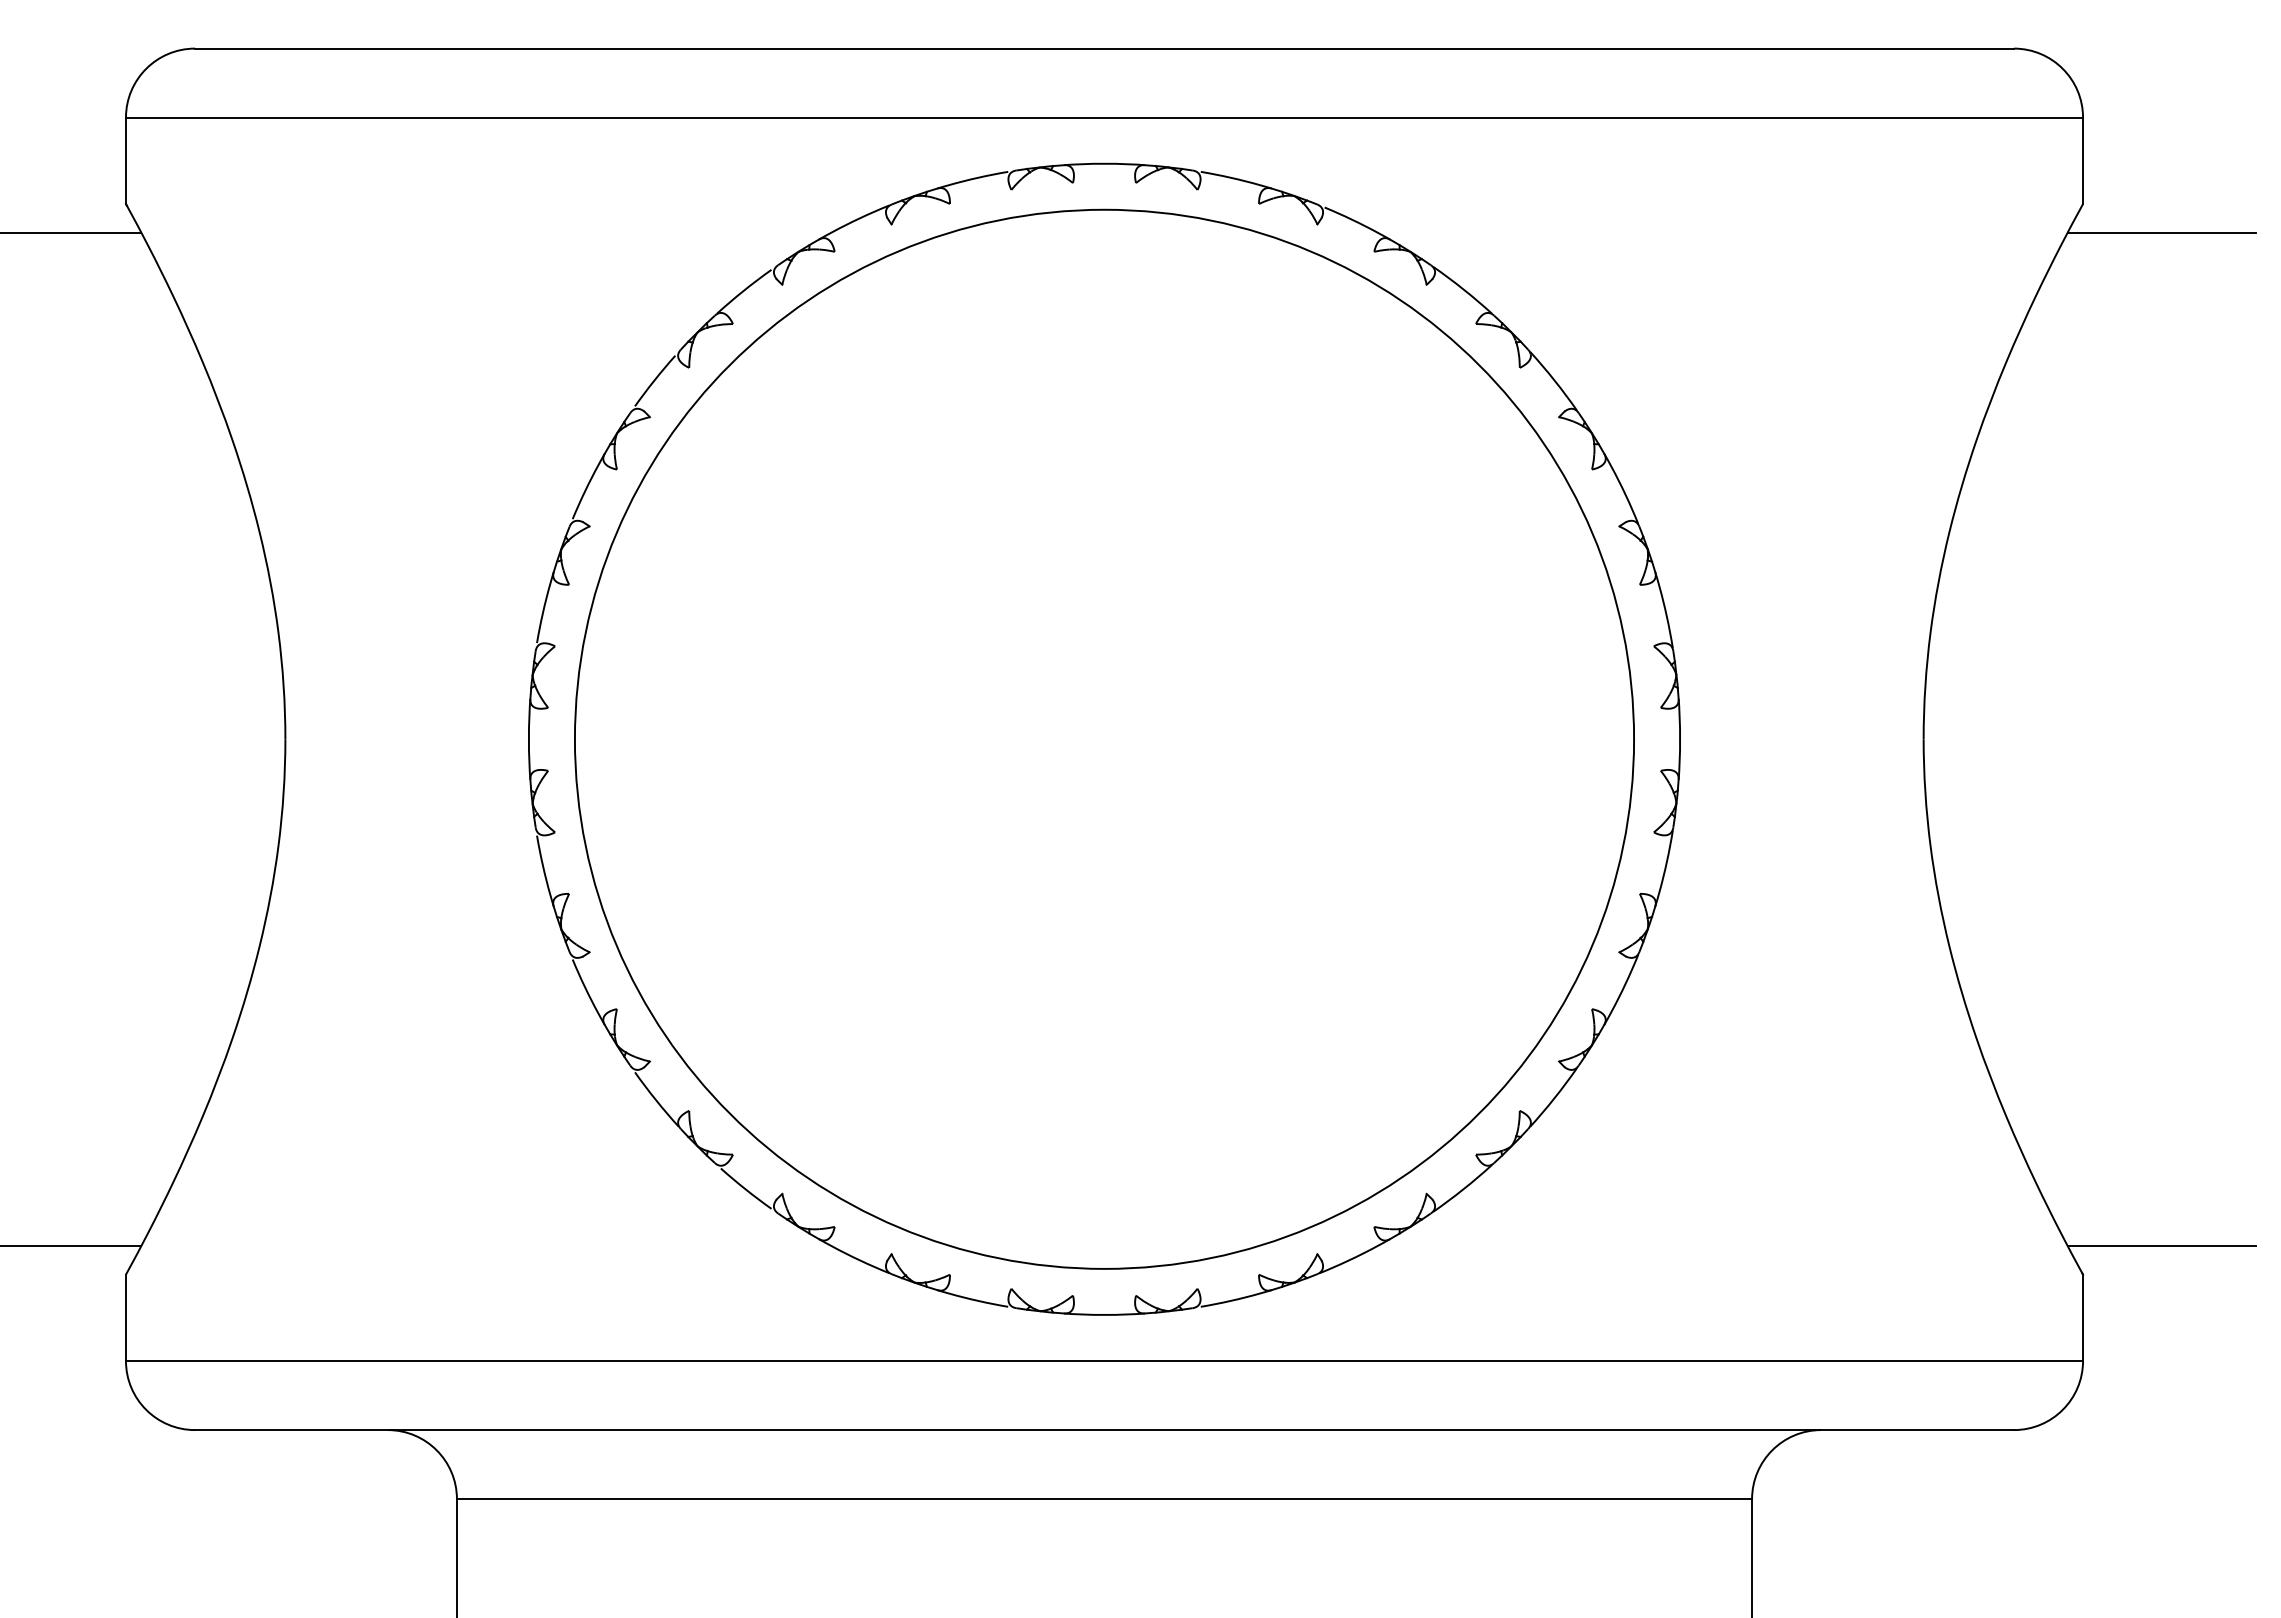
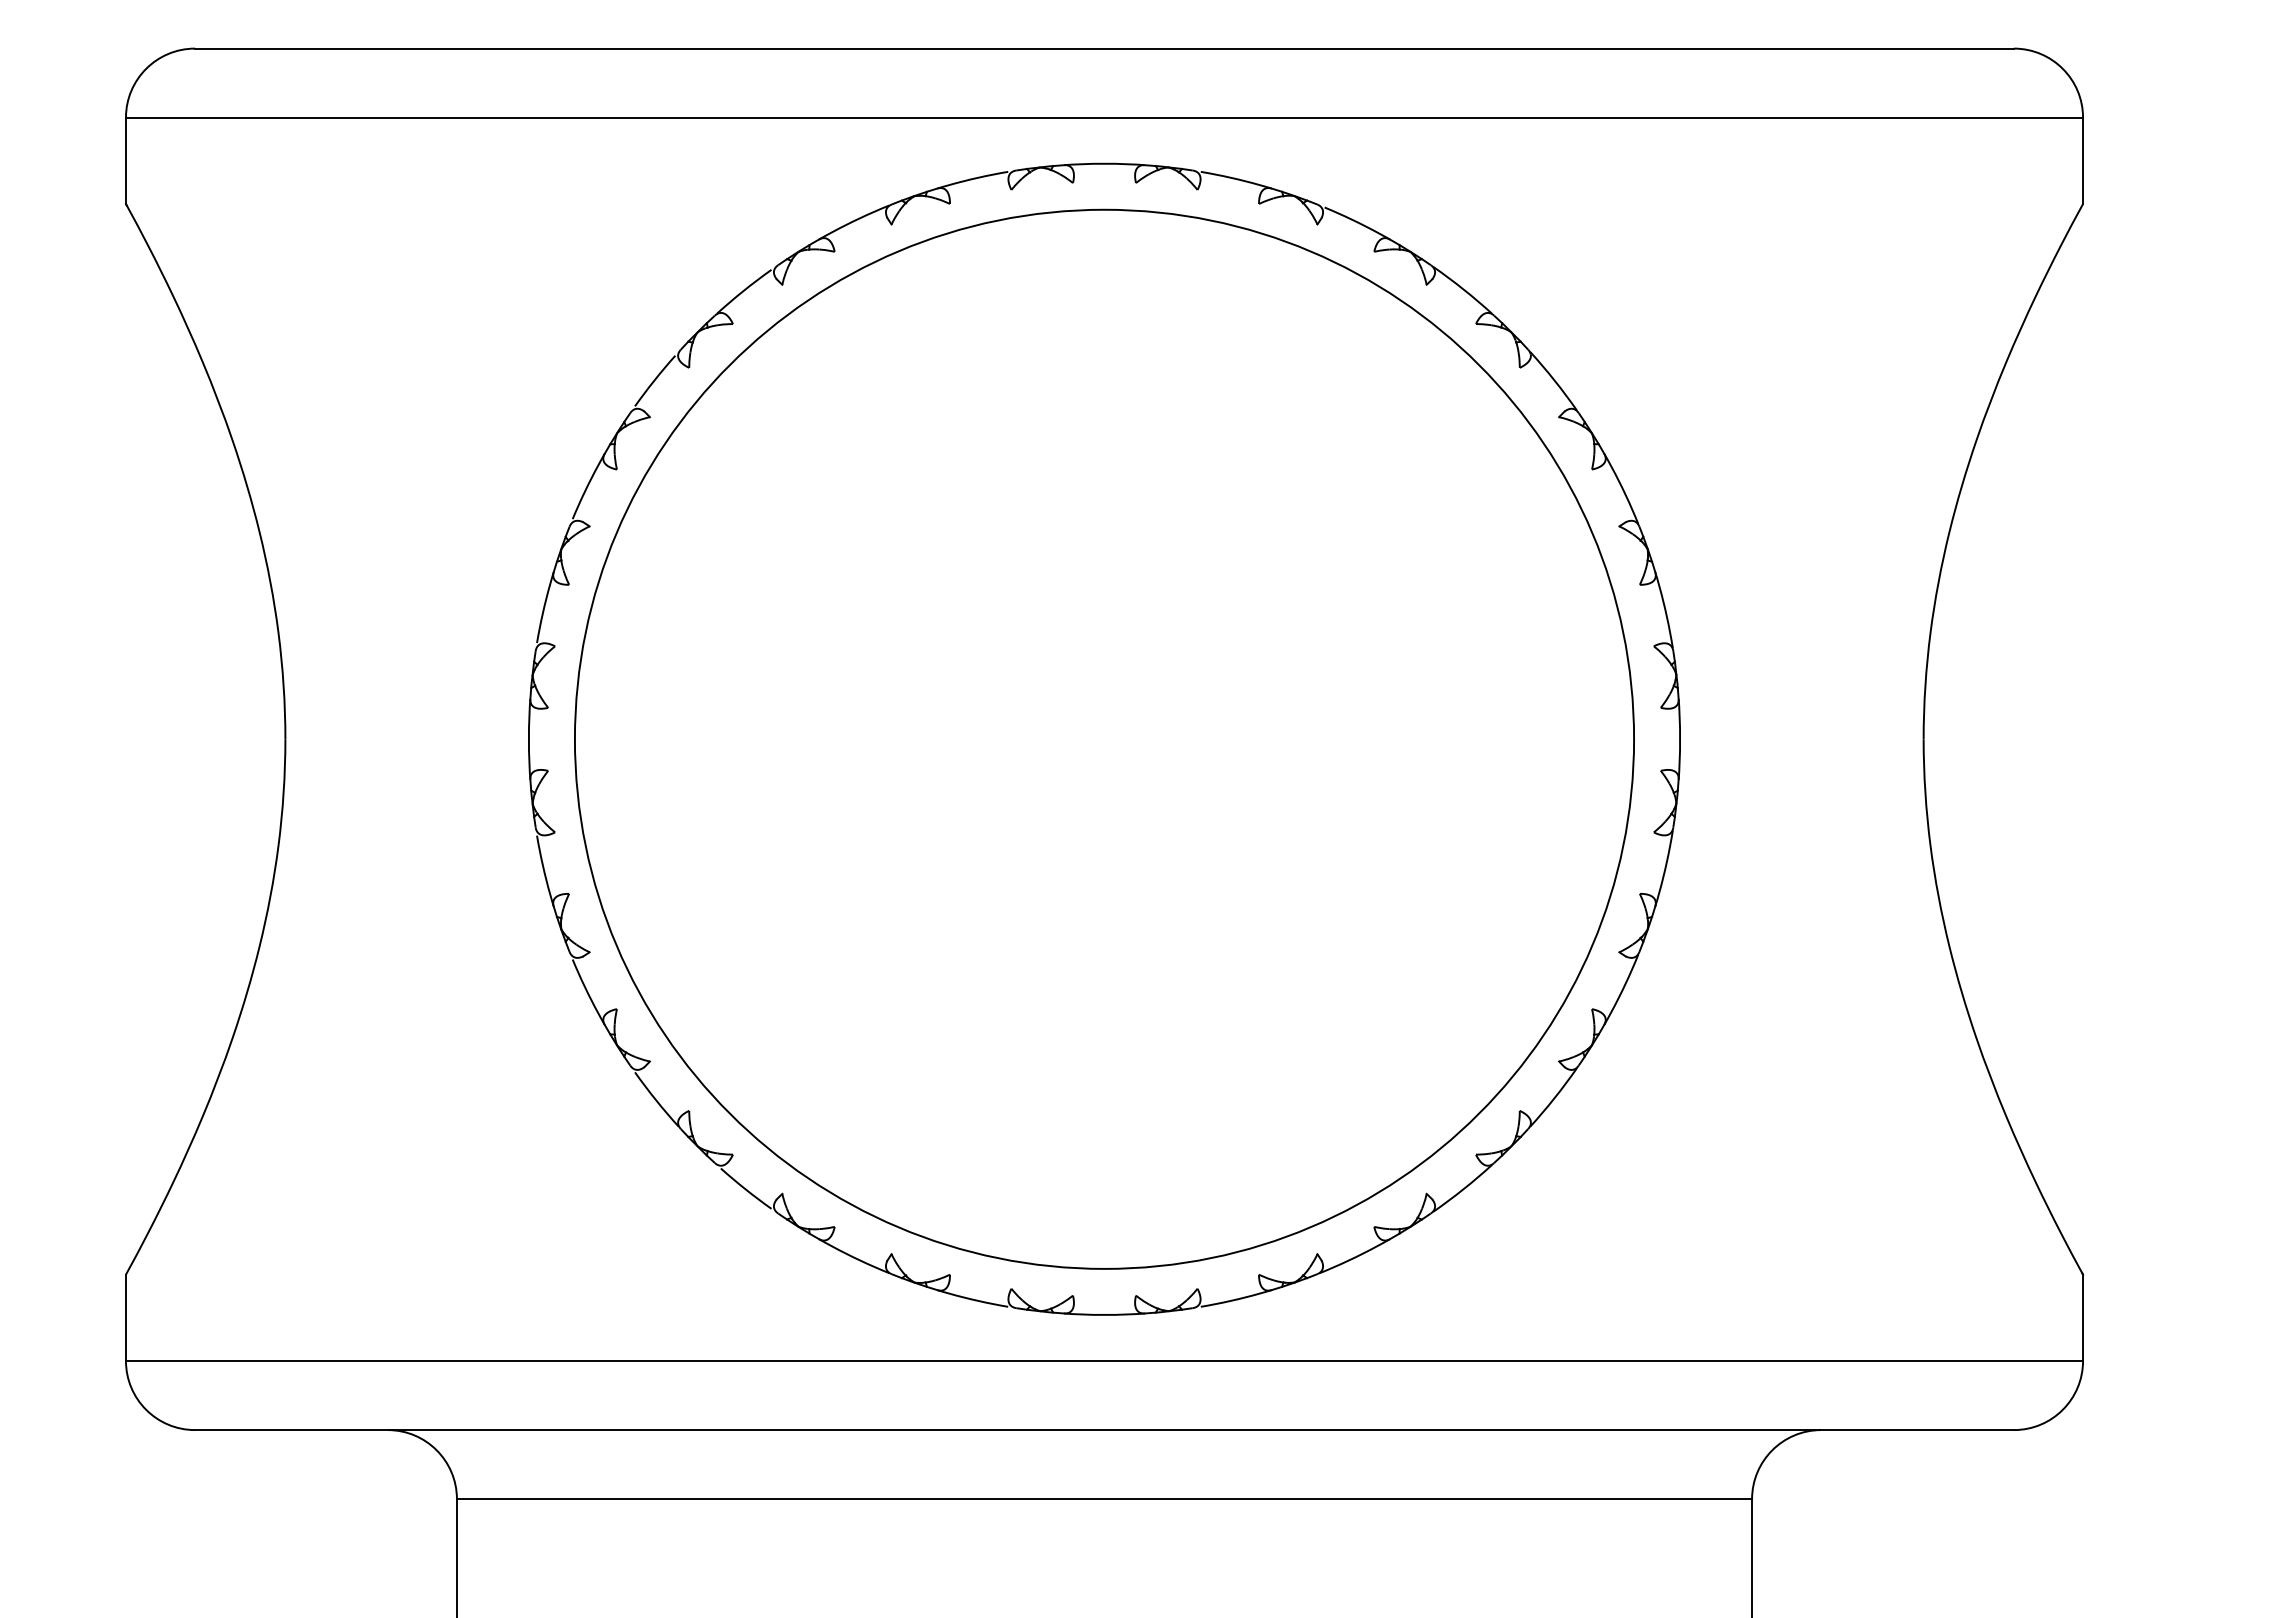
line: present -> none (71, 232)
line: present -> none (2161, 232)
line: present -> none (71, 1245)
line: present -> none (2161, 1245)
